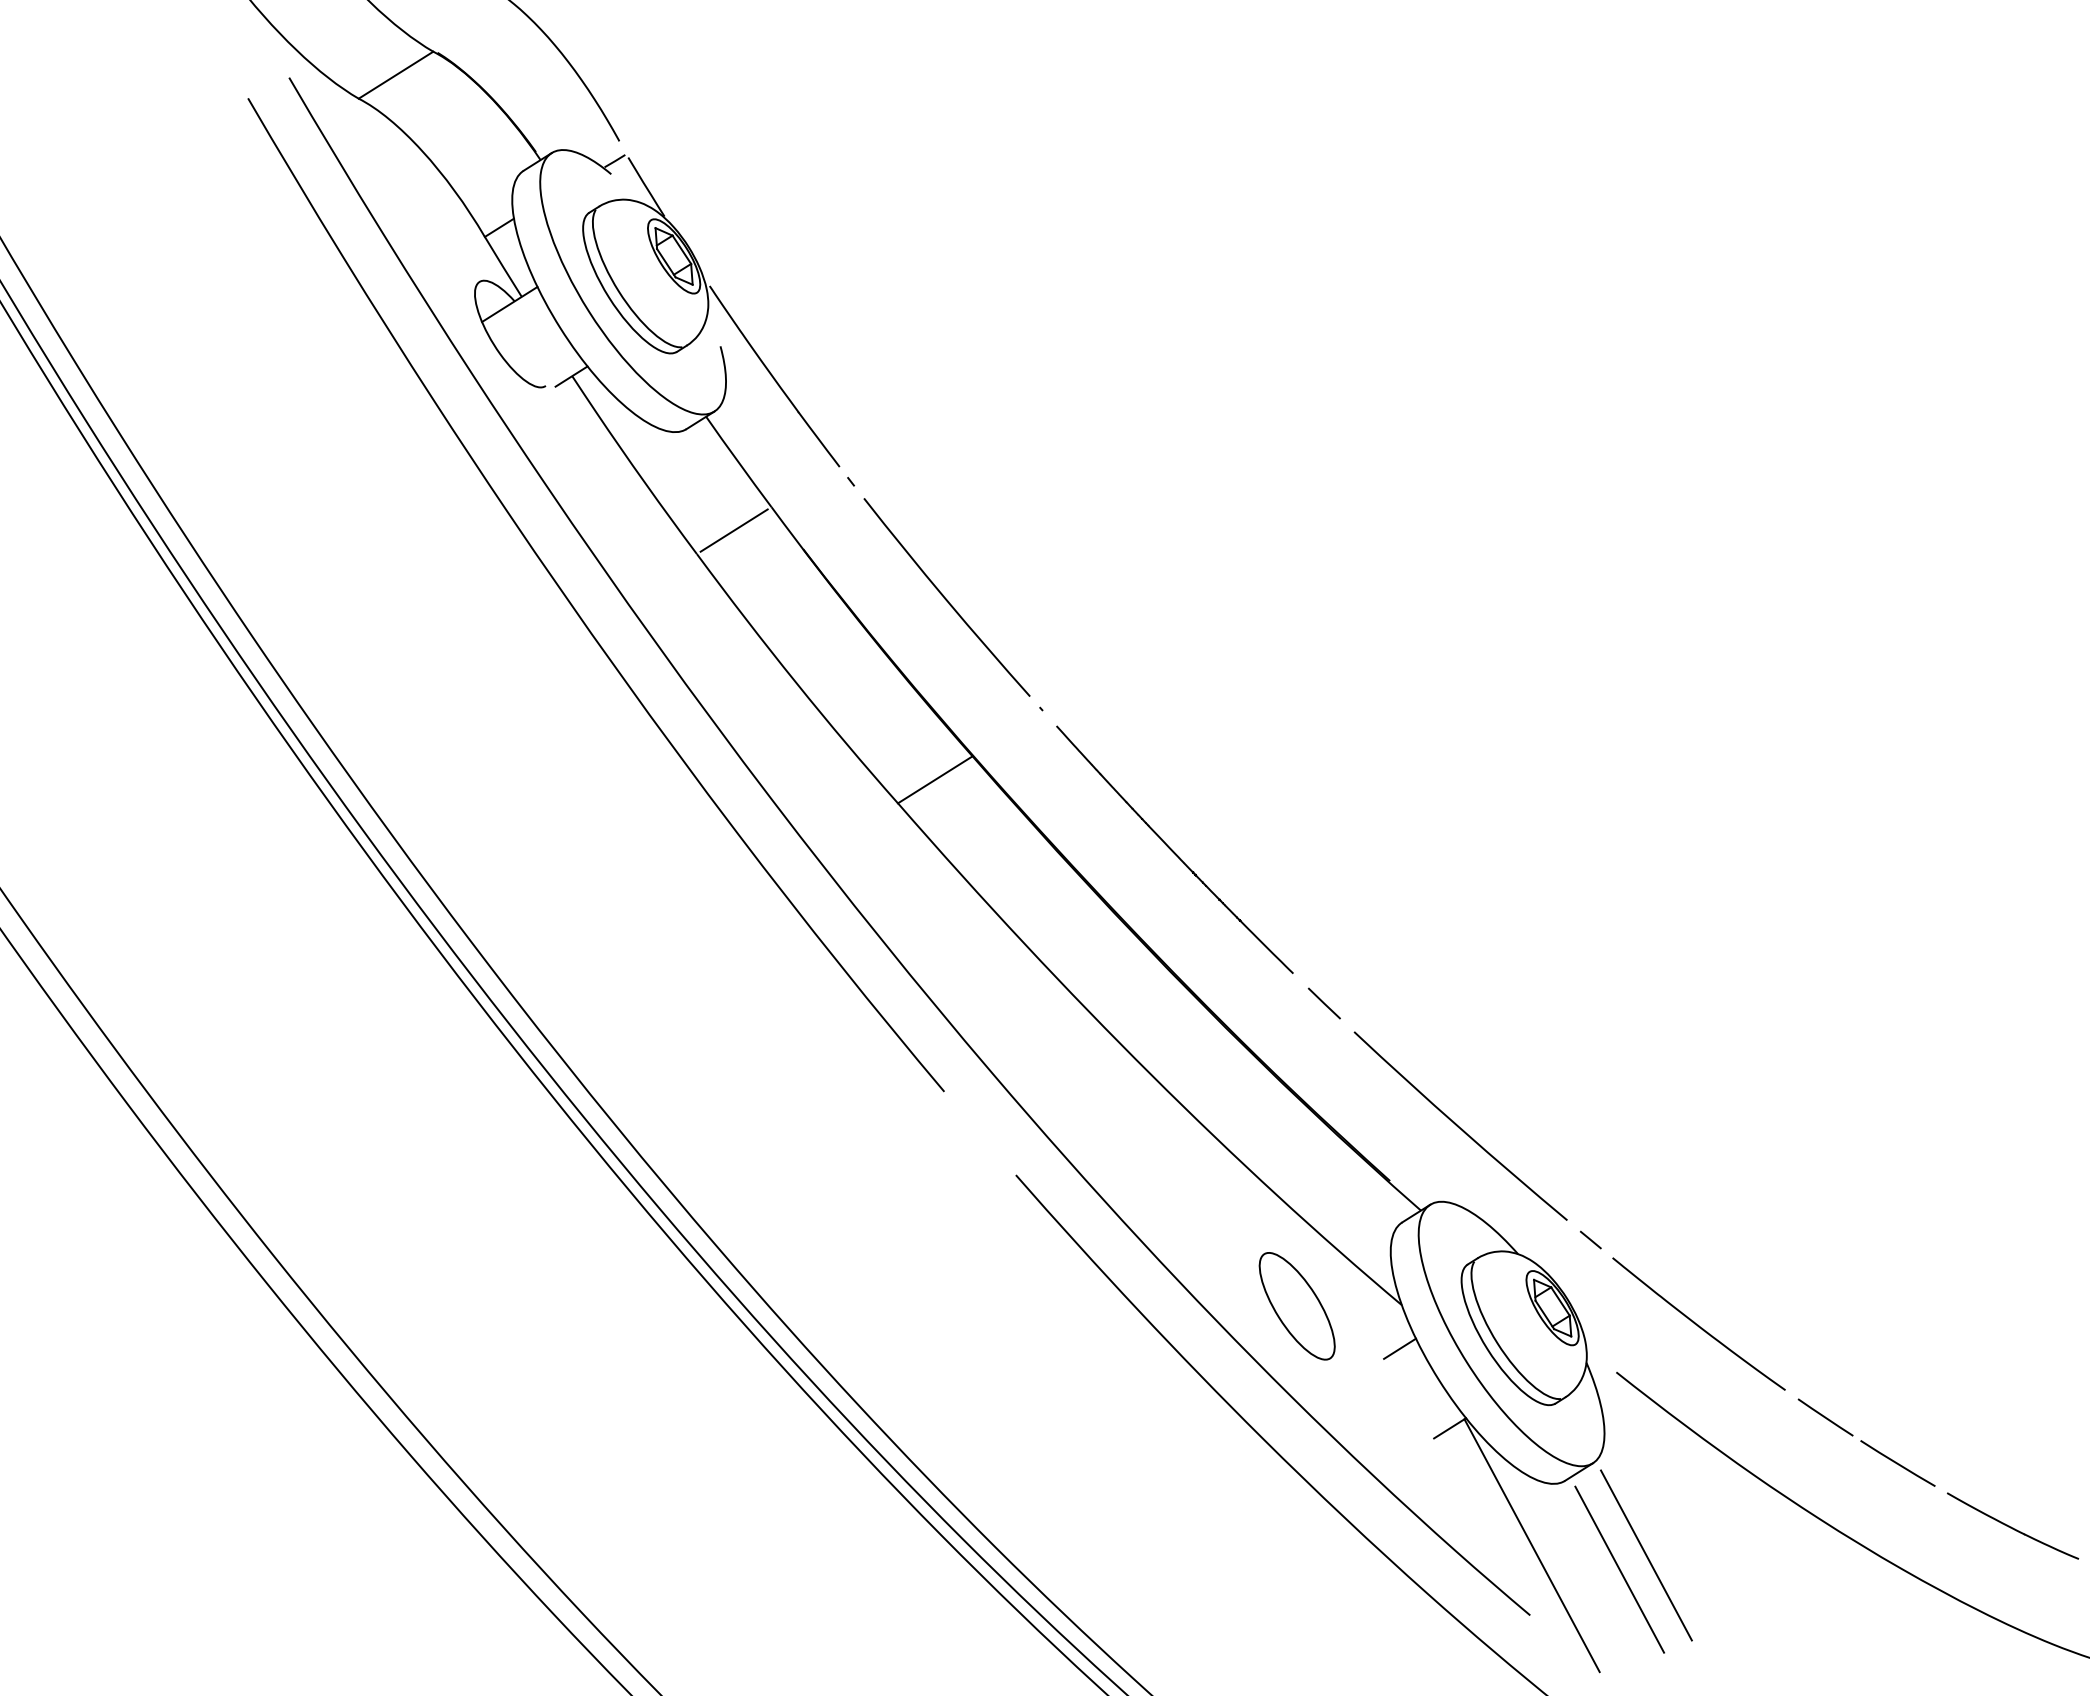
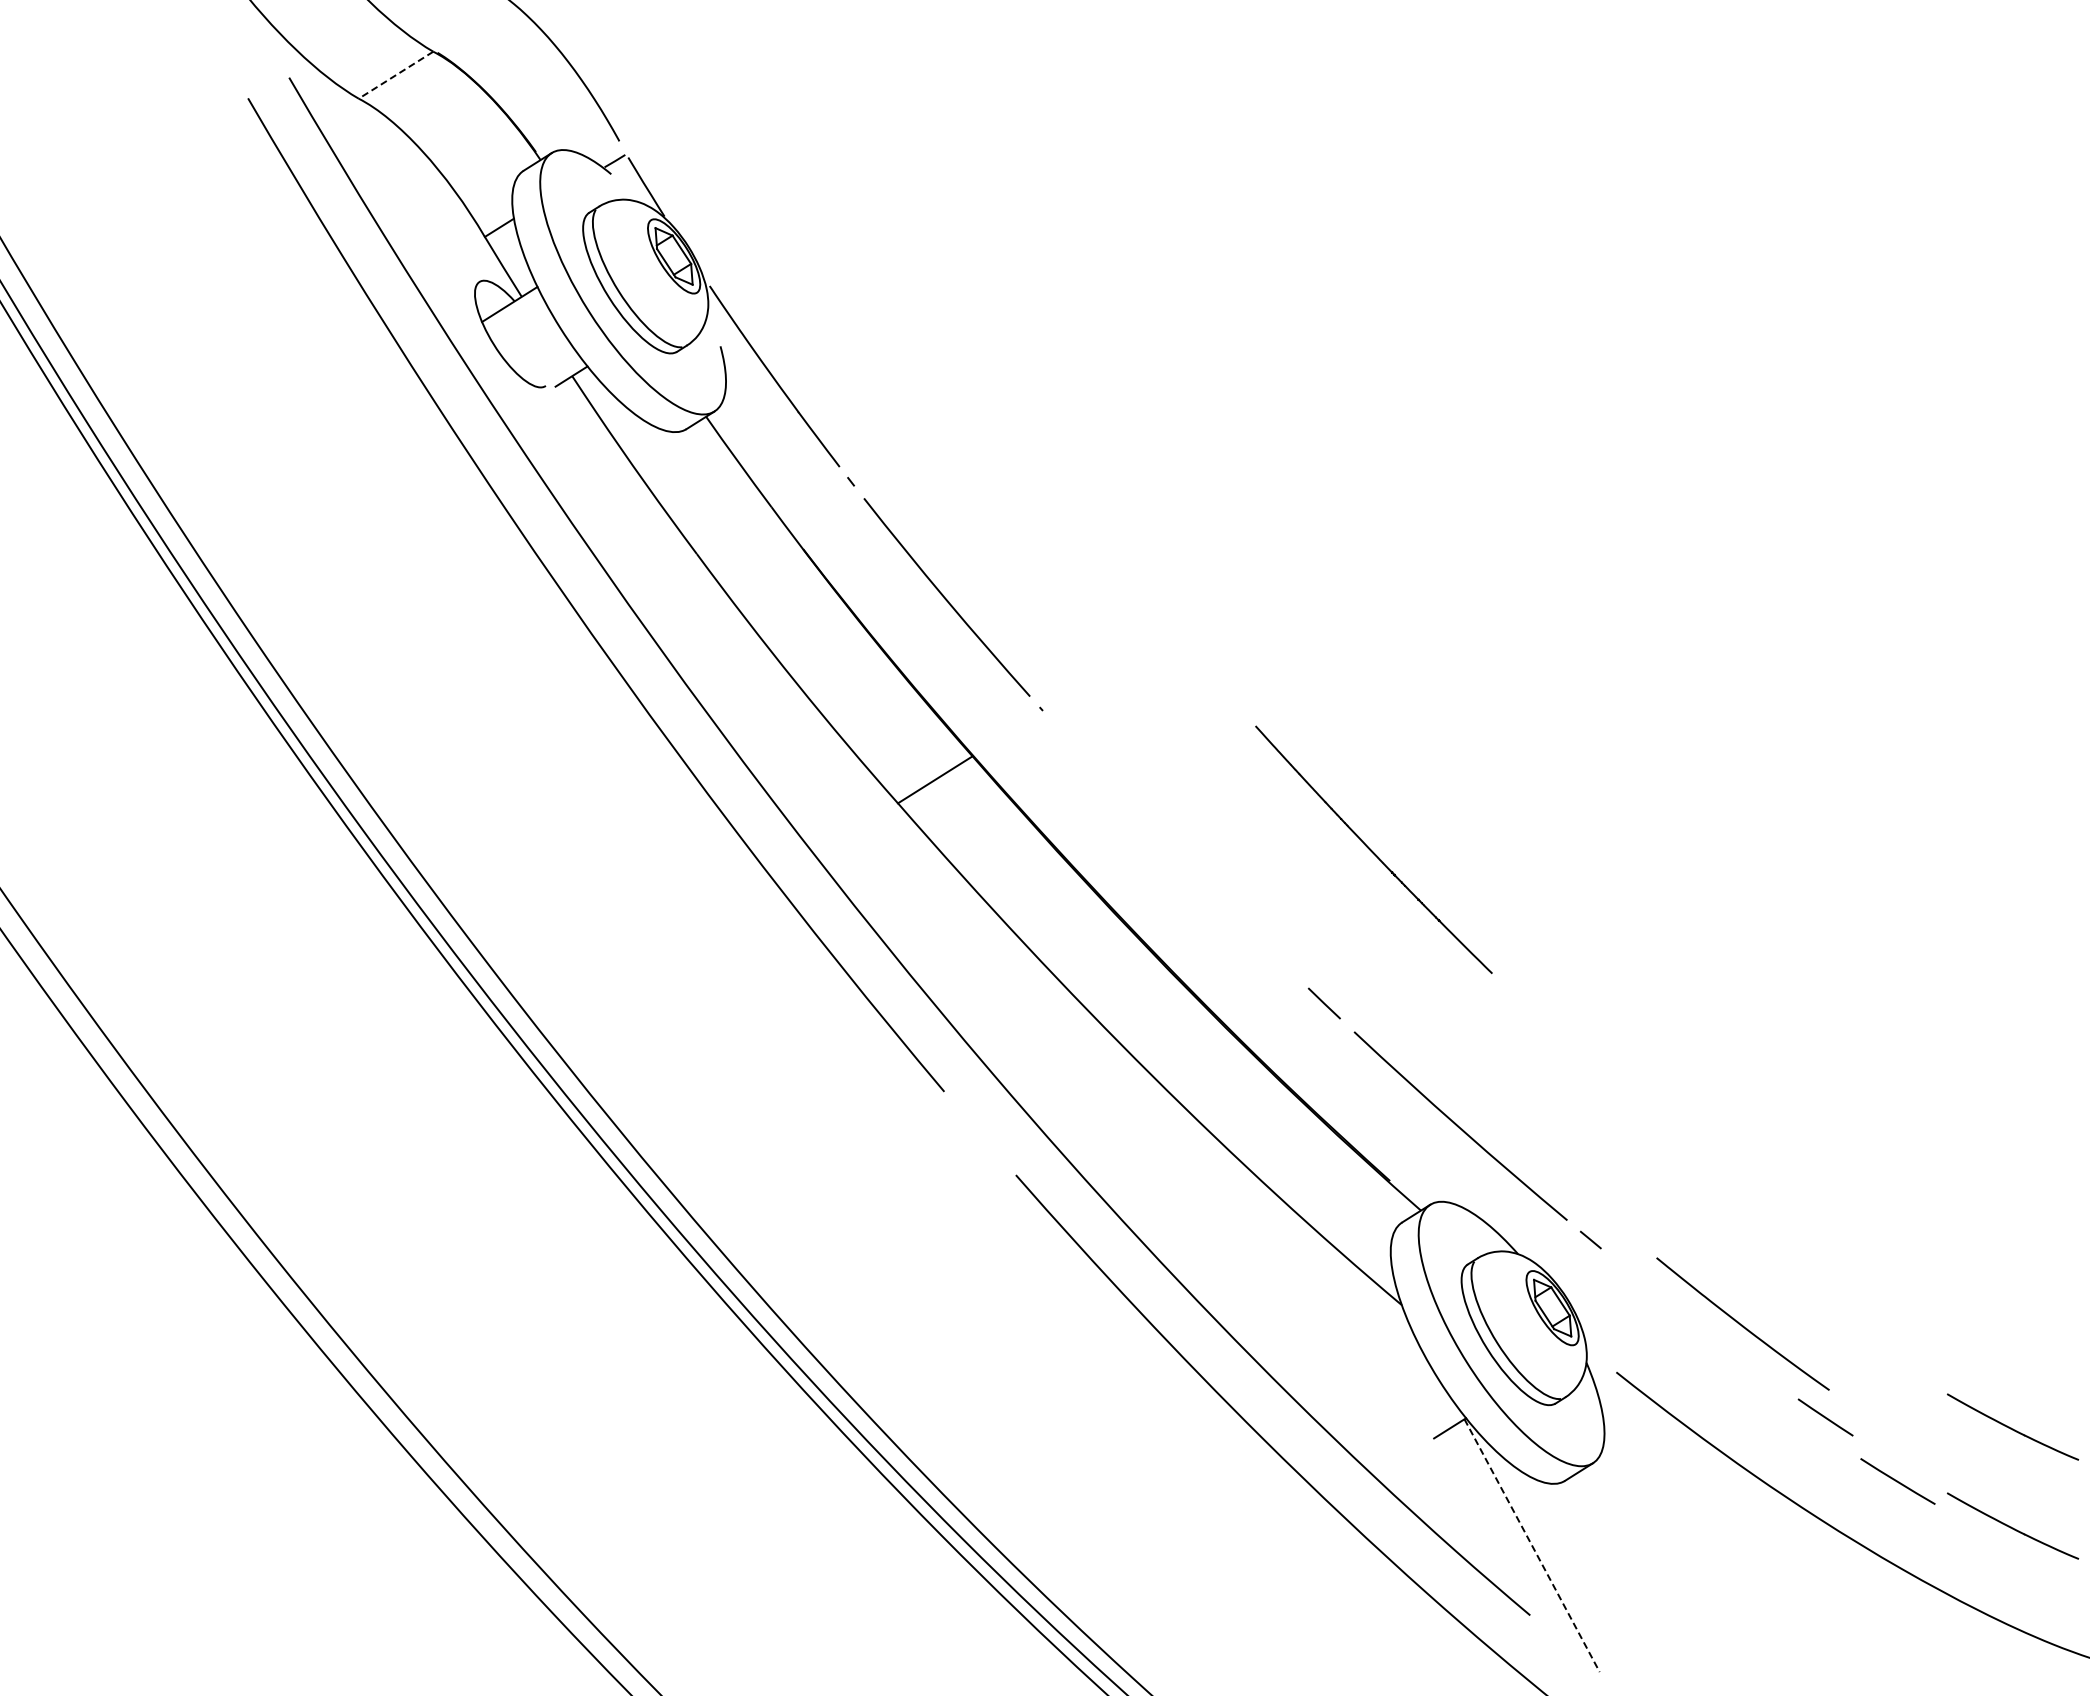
line: solid -> dashed (395, 75)
line: present -> none (733, 530)
curve position: (1173, 850) -> (1372, 850) (1372, 850)
part: present -> none (1296, 1306)
curve position: (1698, 1324) -> (1742, 1324) (1742, 1324)
line: present -> none (1400, 1348)
part: none -> present (2013, 1426)
line position: (1897, 1463) -> (1897, 1481) (1897, 1481)
line: solid -> dashed (1532, 1546)
line: present -> none (1645, 1555)
line: present -> none (1619, 1569)
